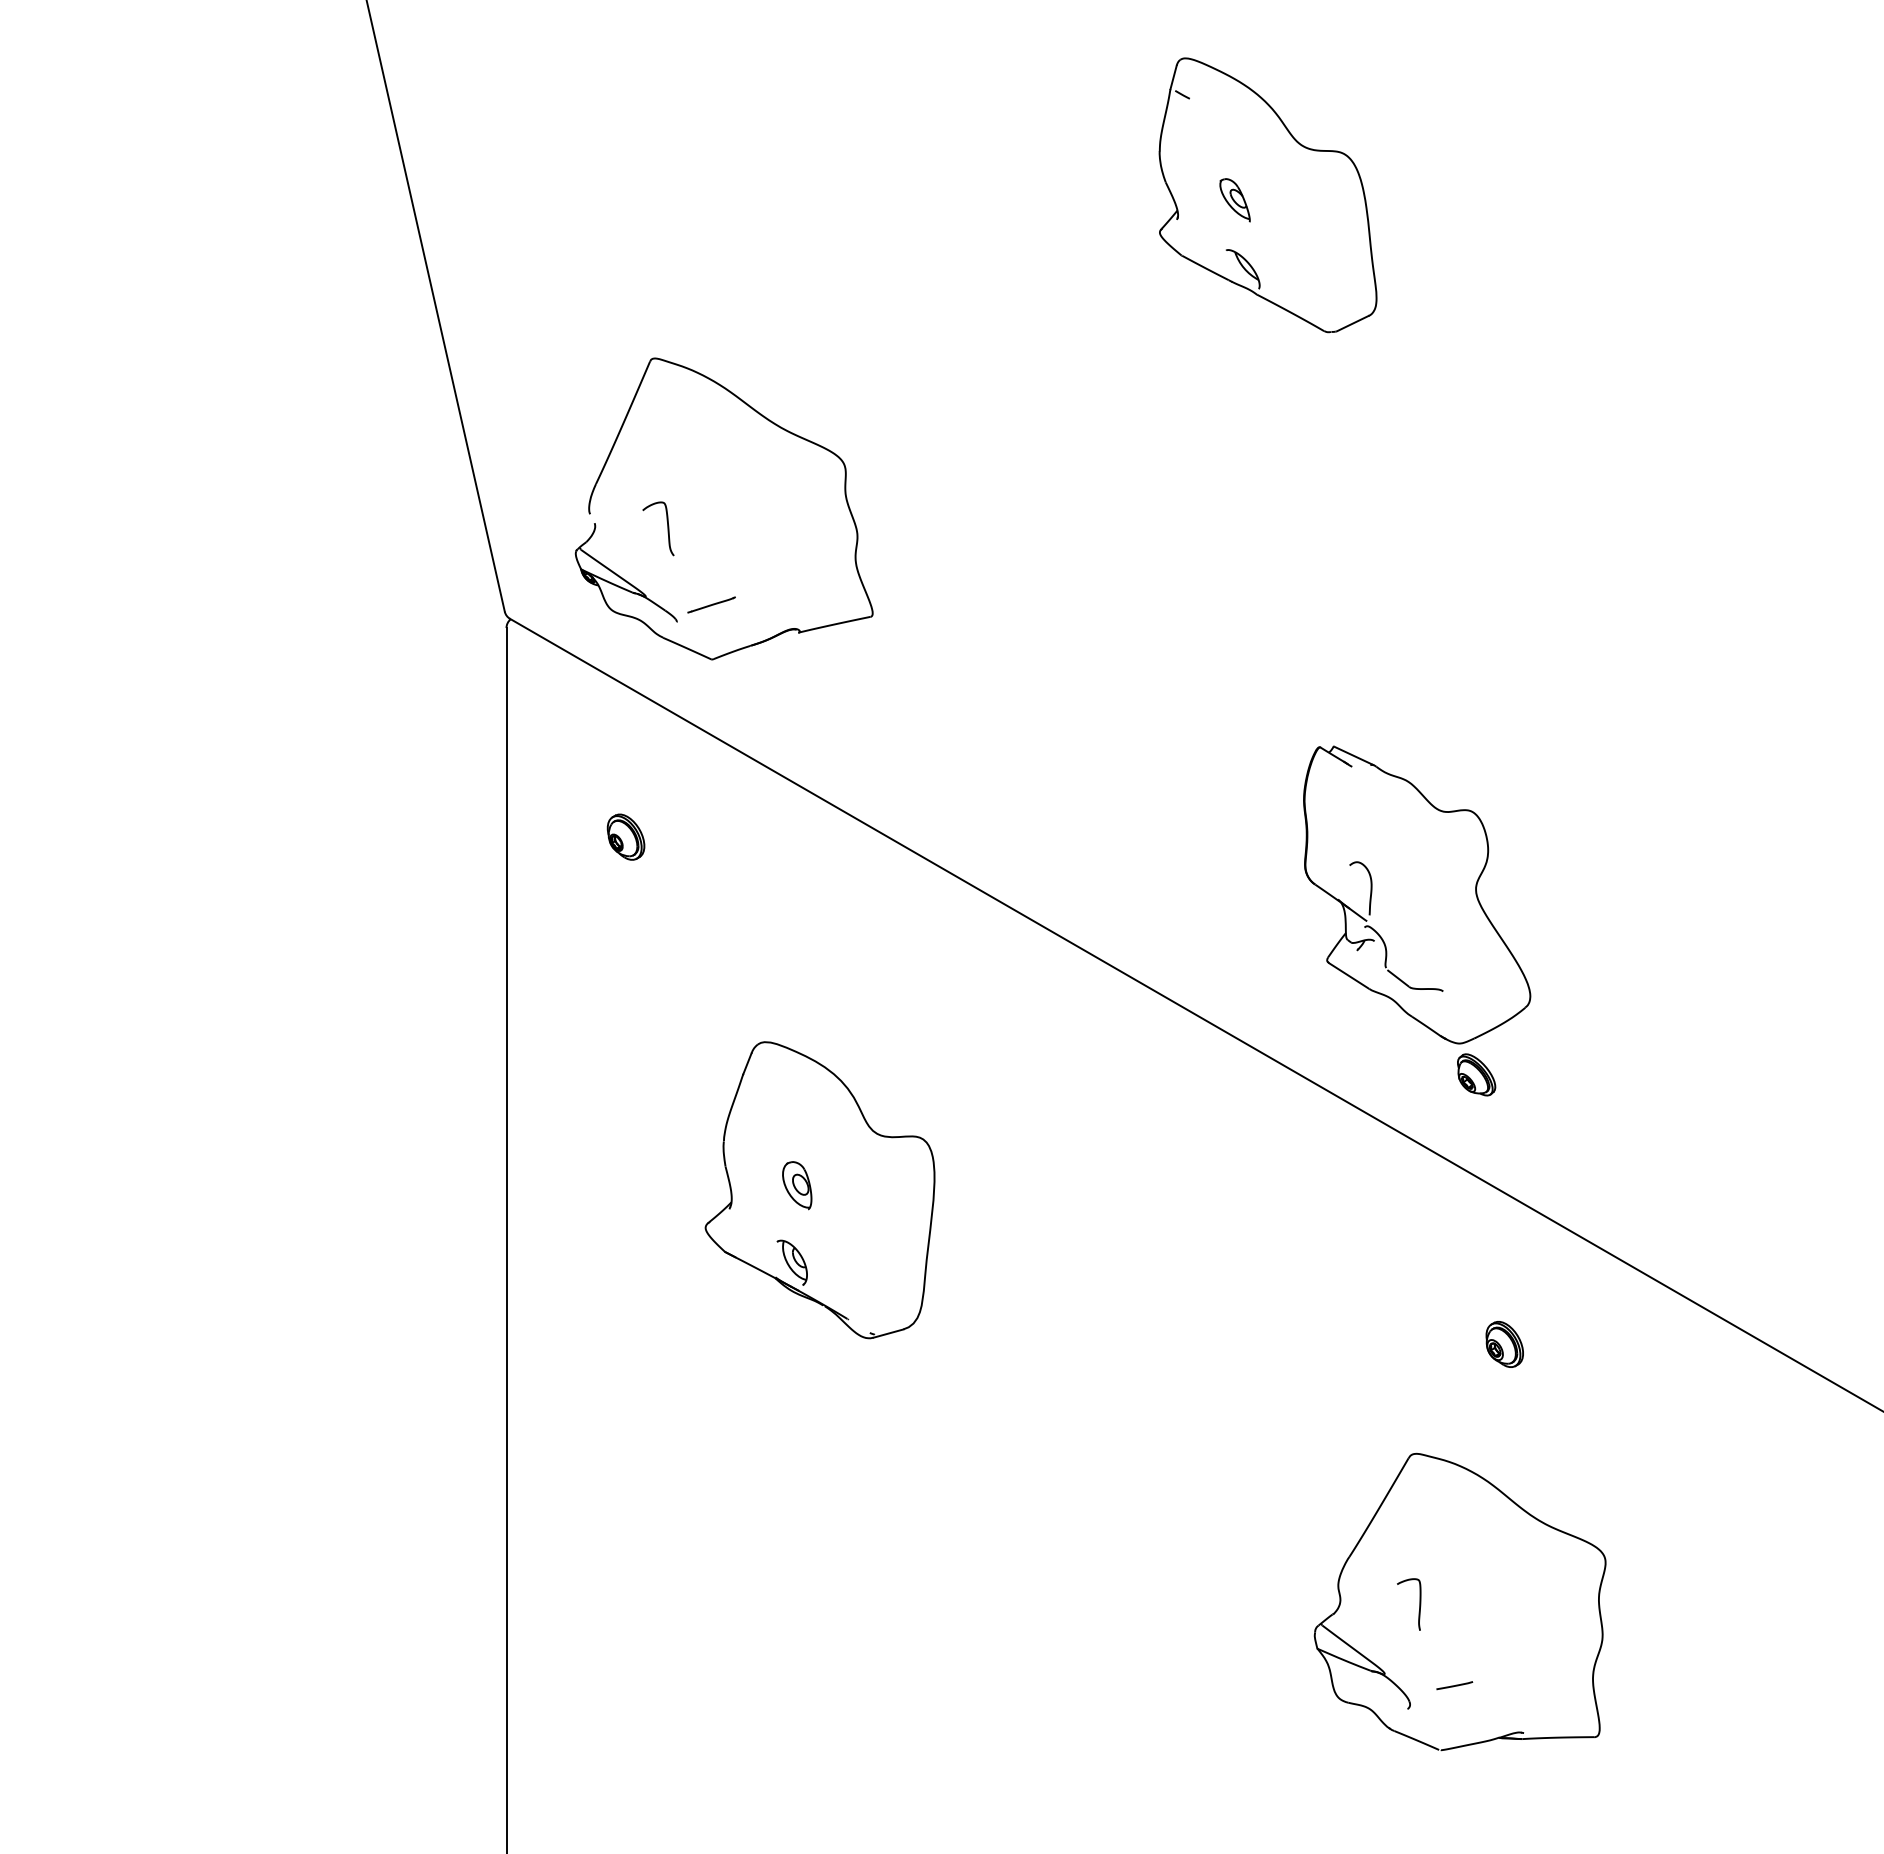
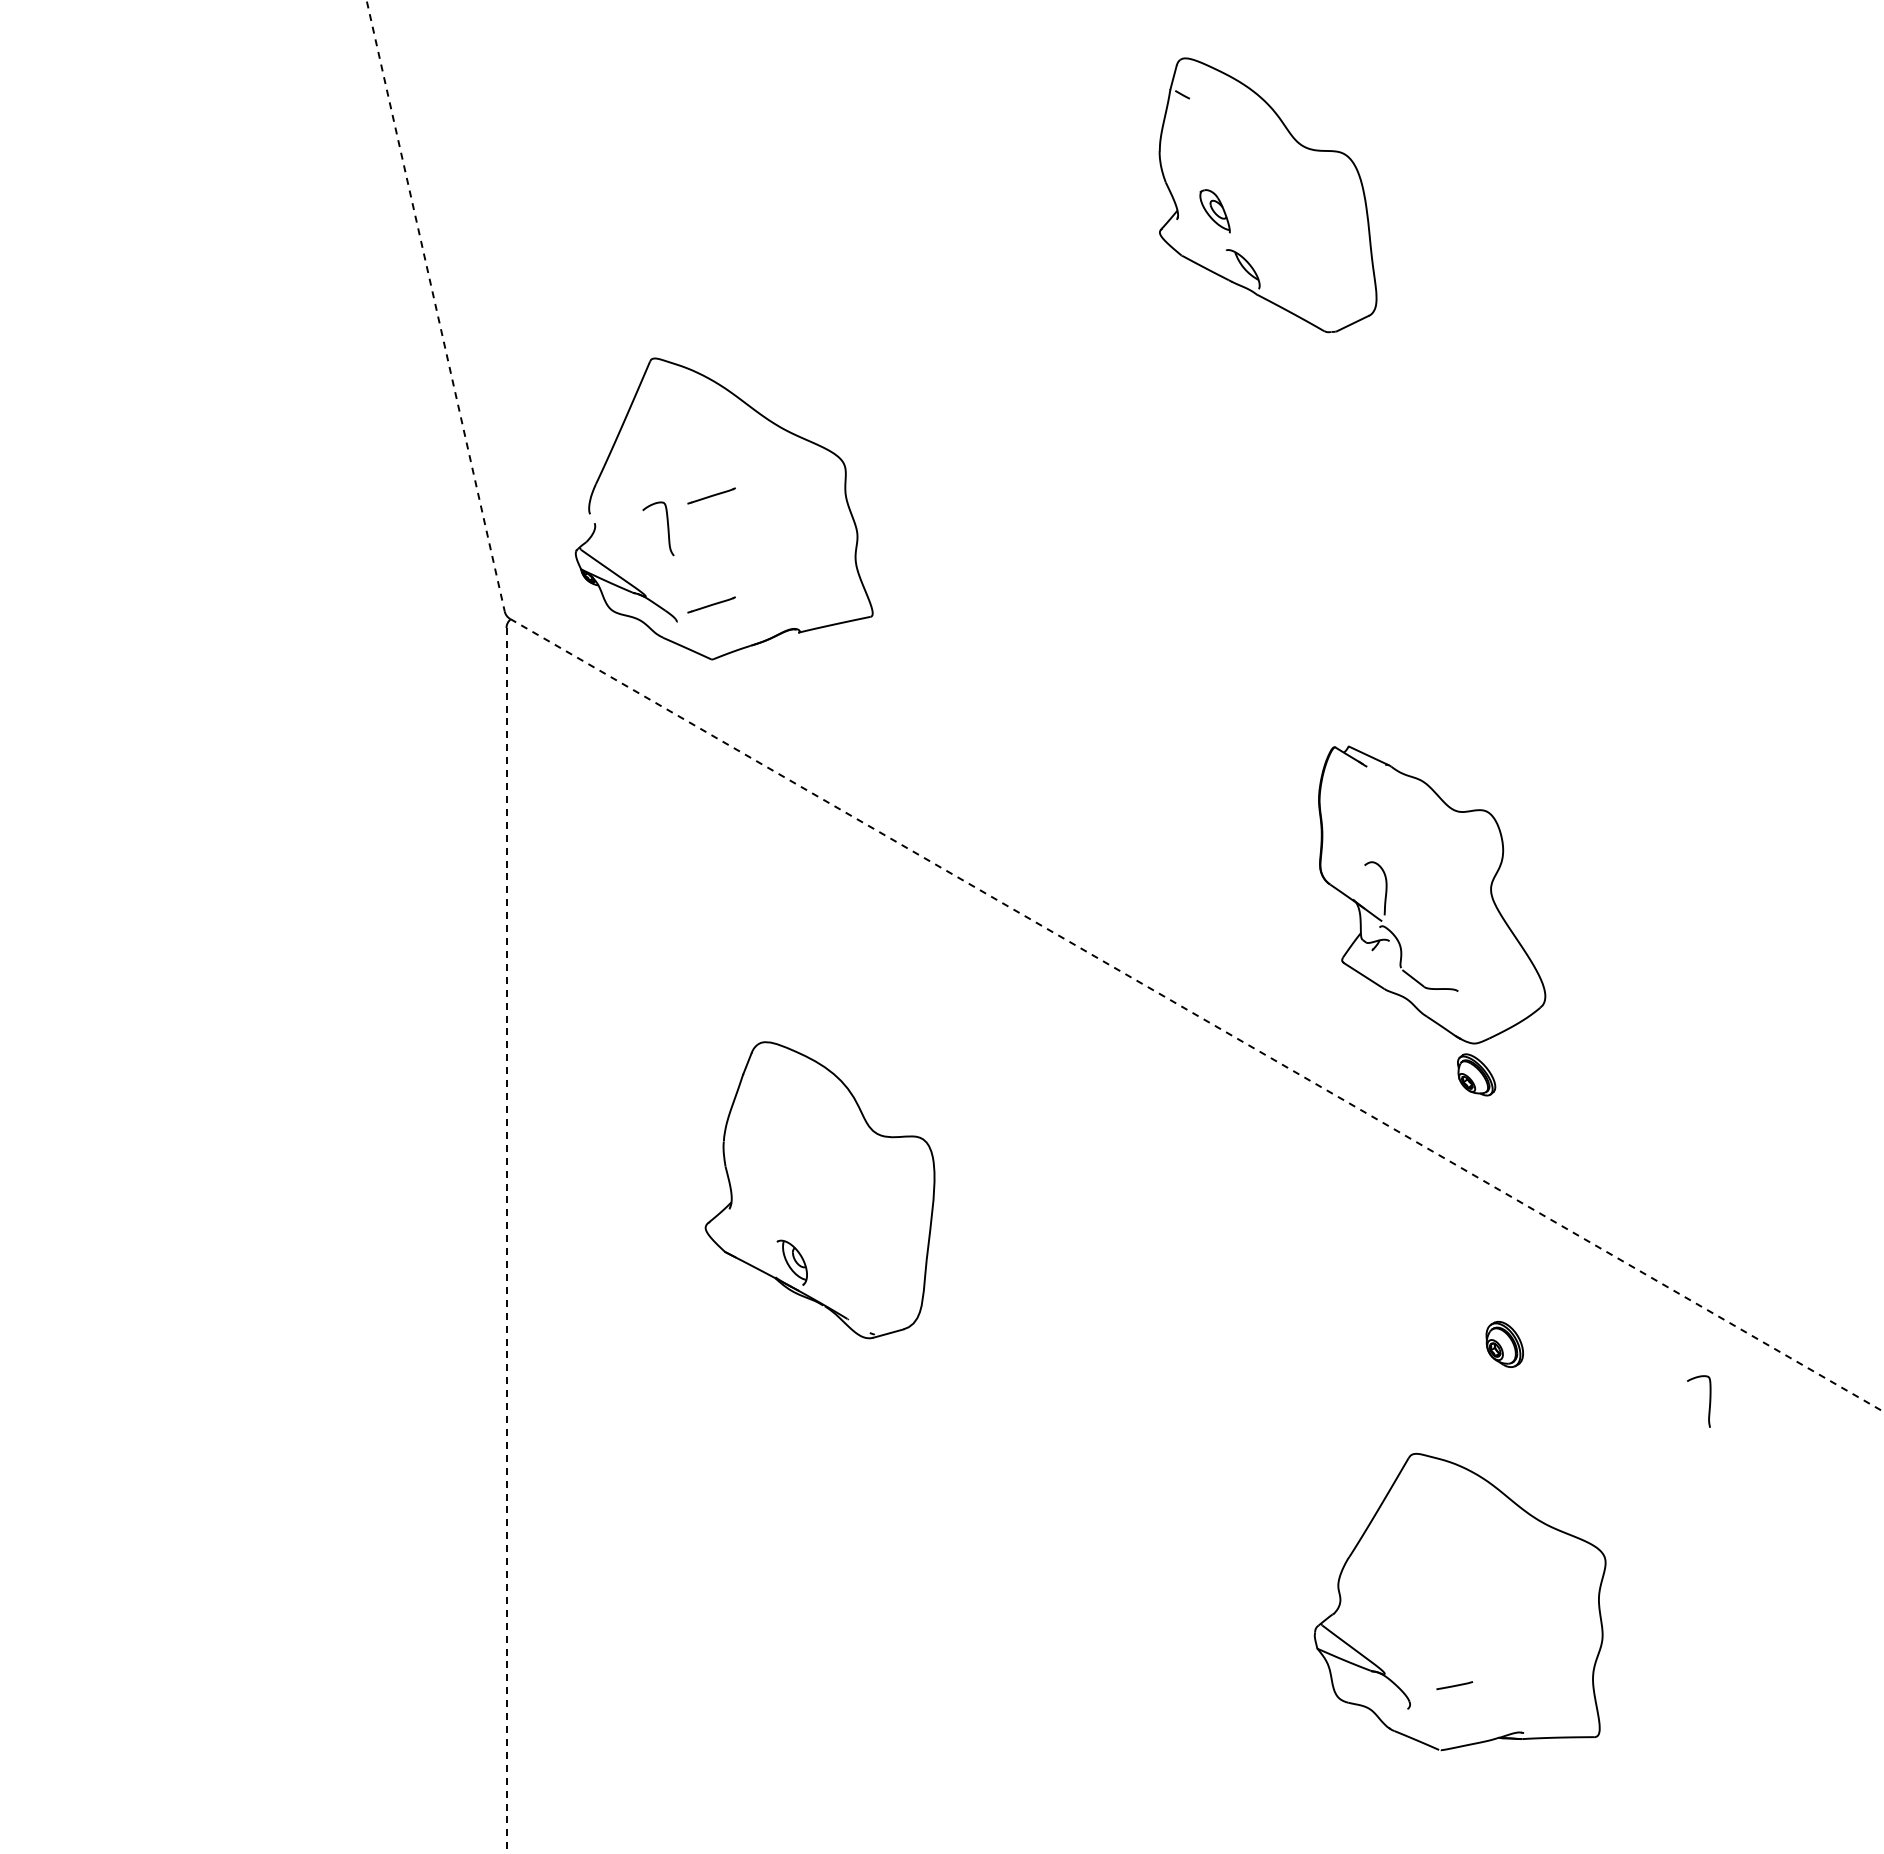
part position: (1234, 200) -> (1214, 211) (1214, 211)
line: solid -> dashed (435, 306)
line: none -> present (711, 495)
part: present -> none (625, 836)
part position: (1417, 894) -> (1432, 894) (1432, 894)
line: solid -> dashed (1197, 1015)
part: present -> none (797, 1185)
line: solid -> dashed (506, 1240)
curve position: (1419, 1604) -> (1709, 1401) (1709, 1401)
